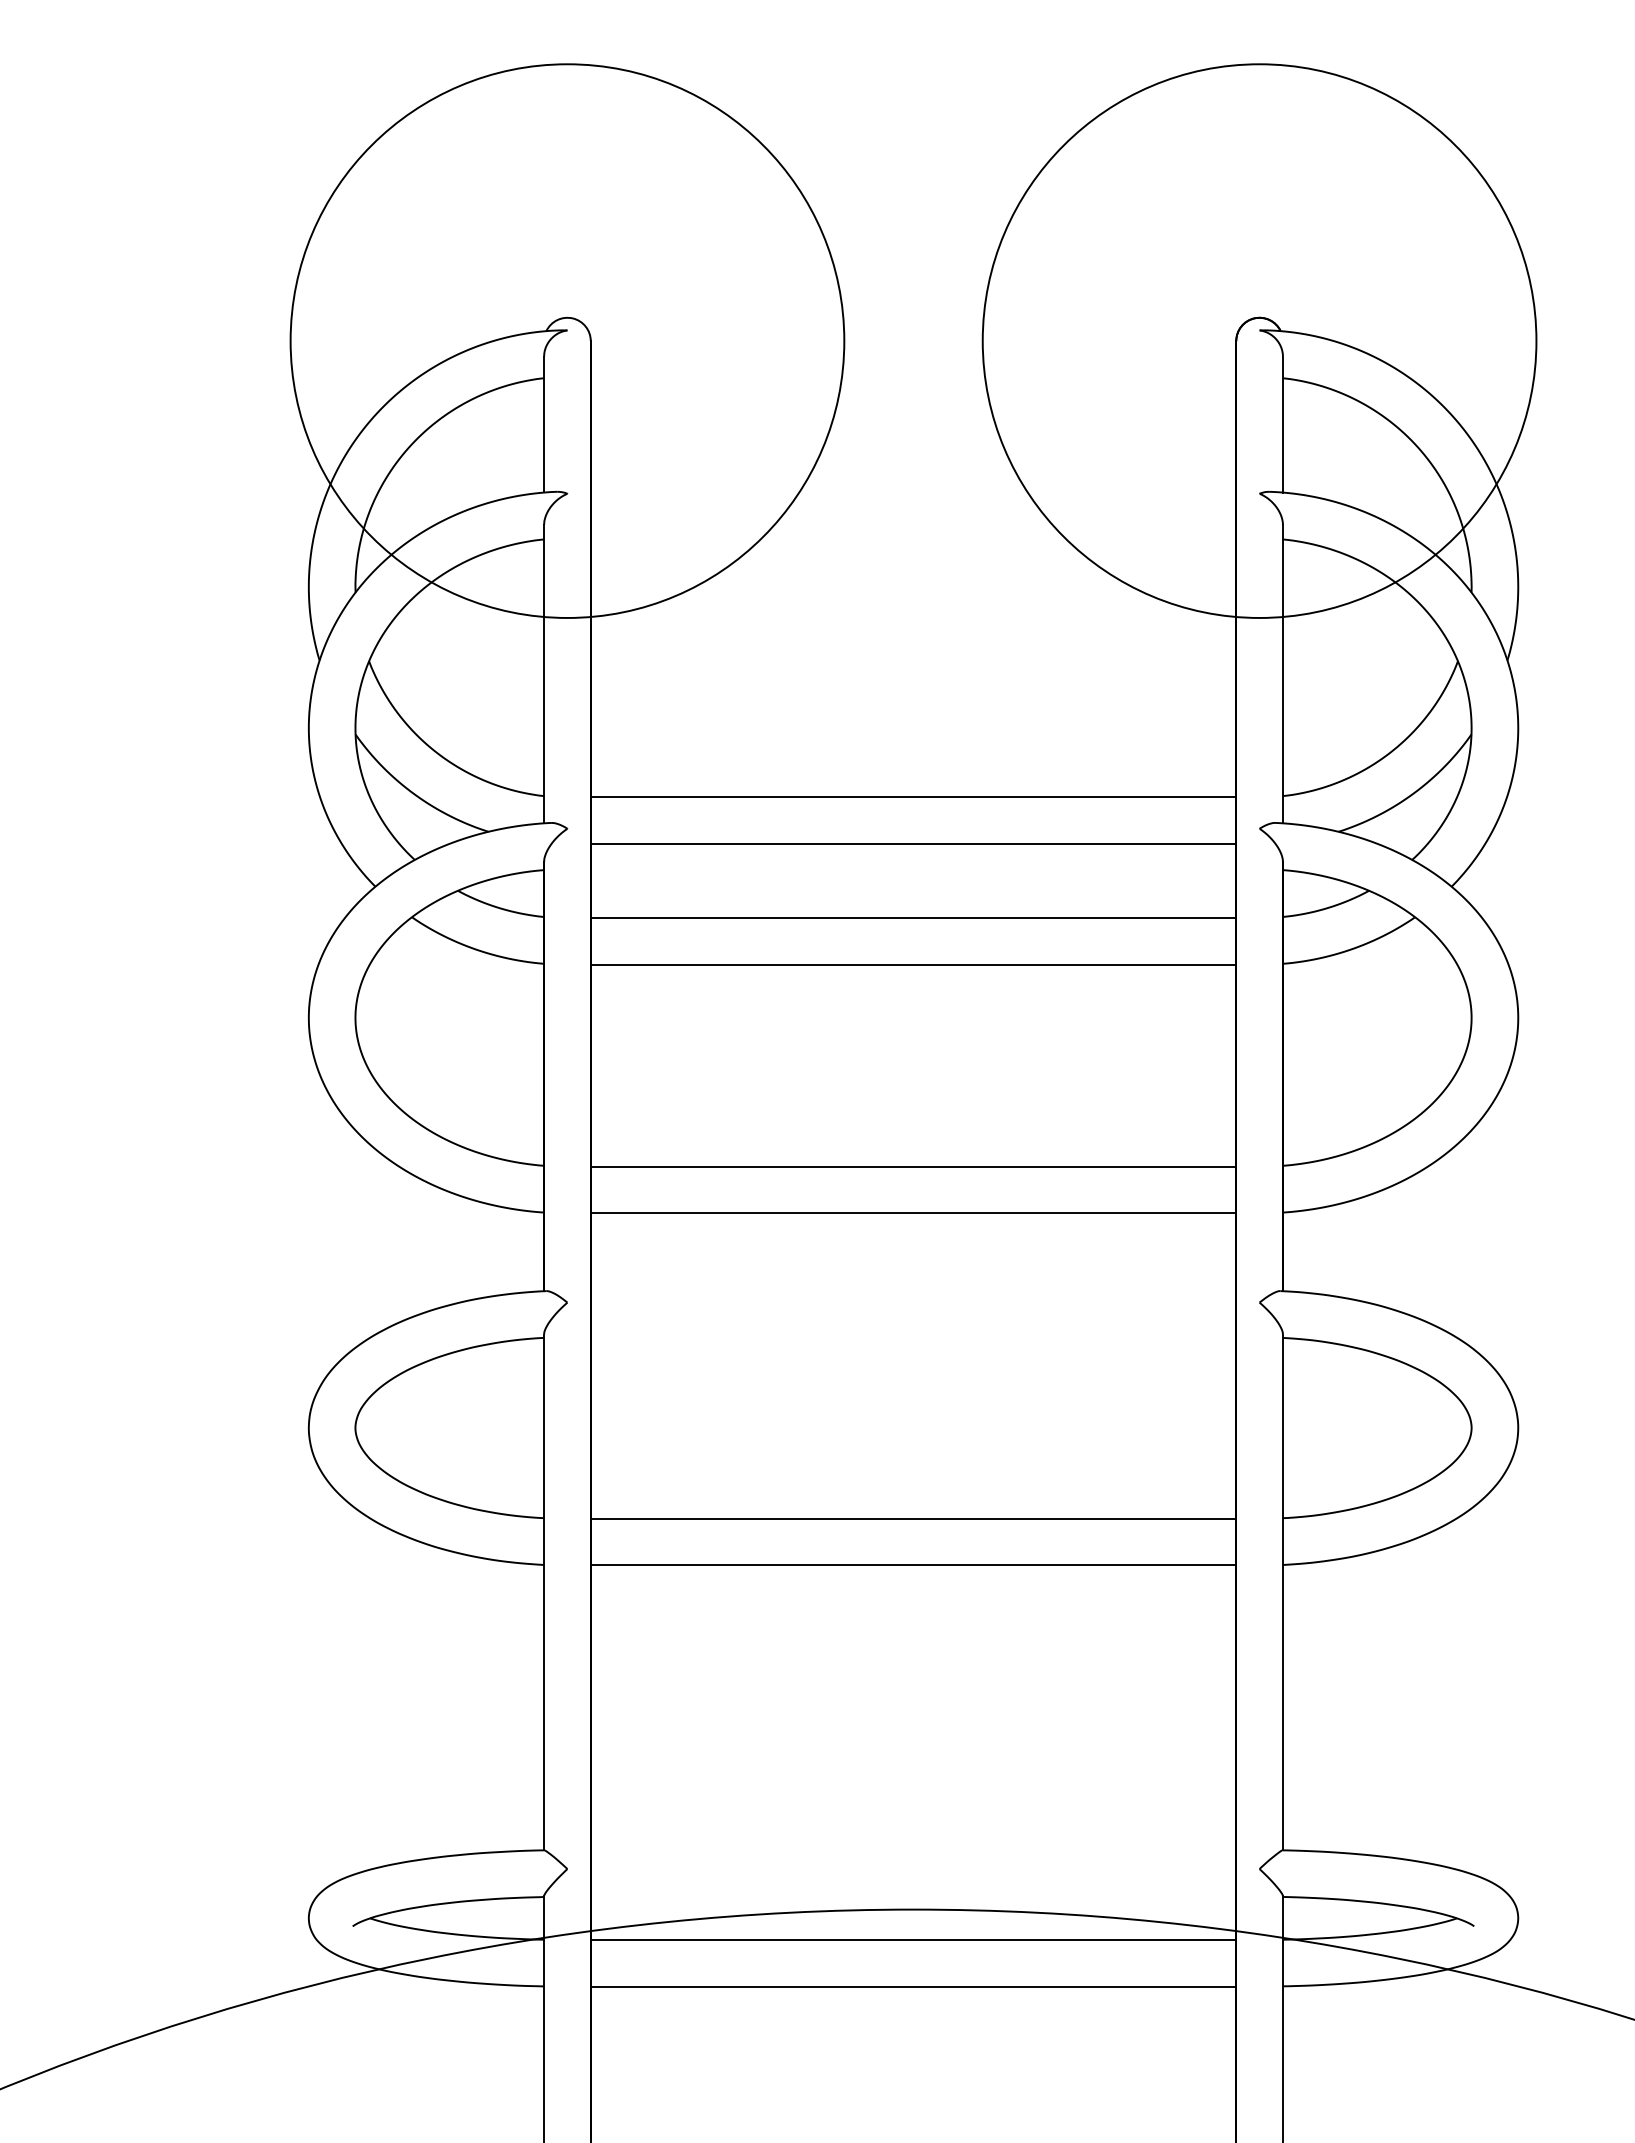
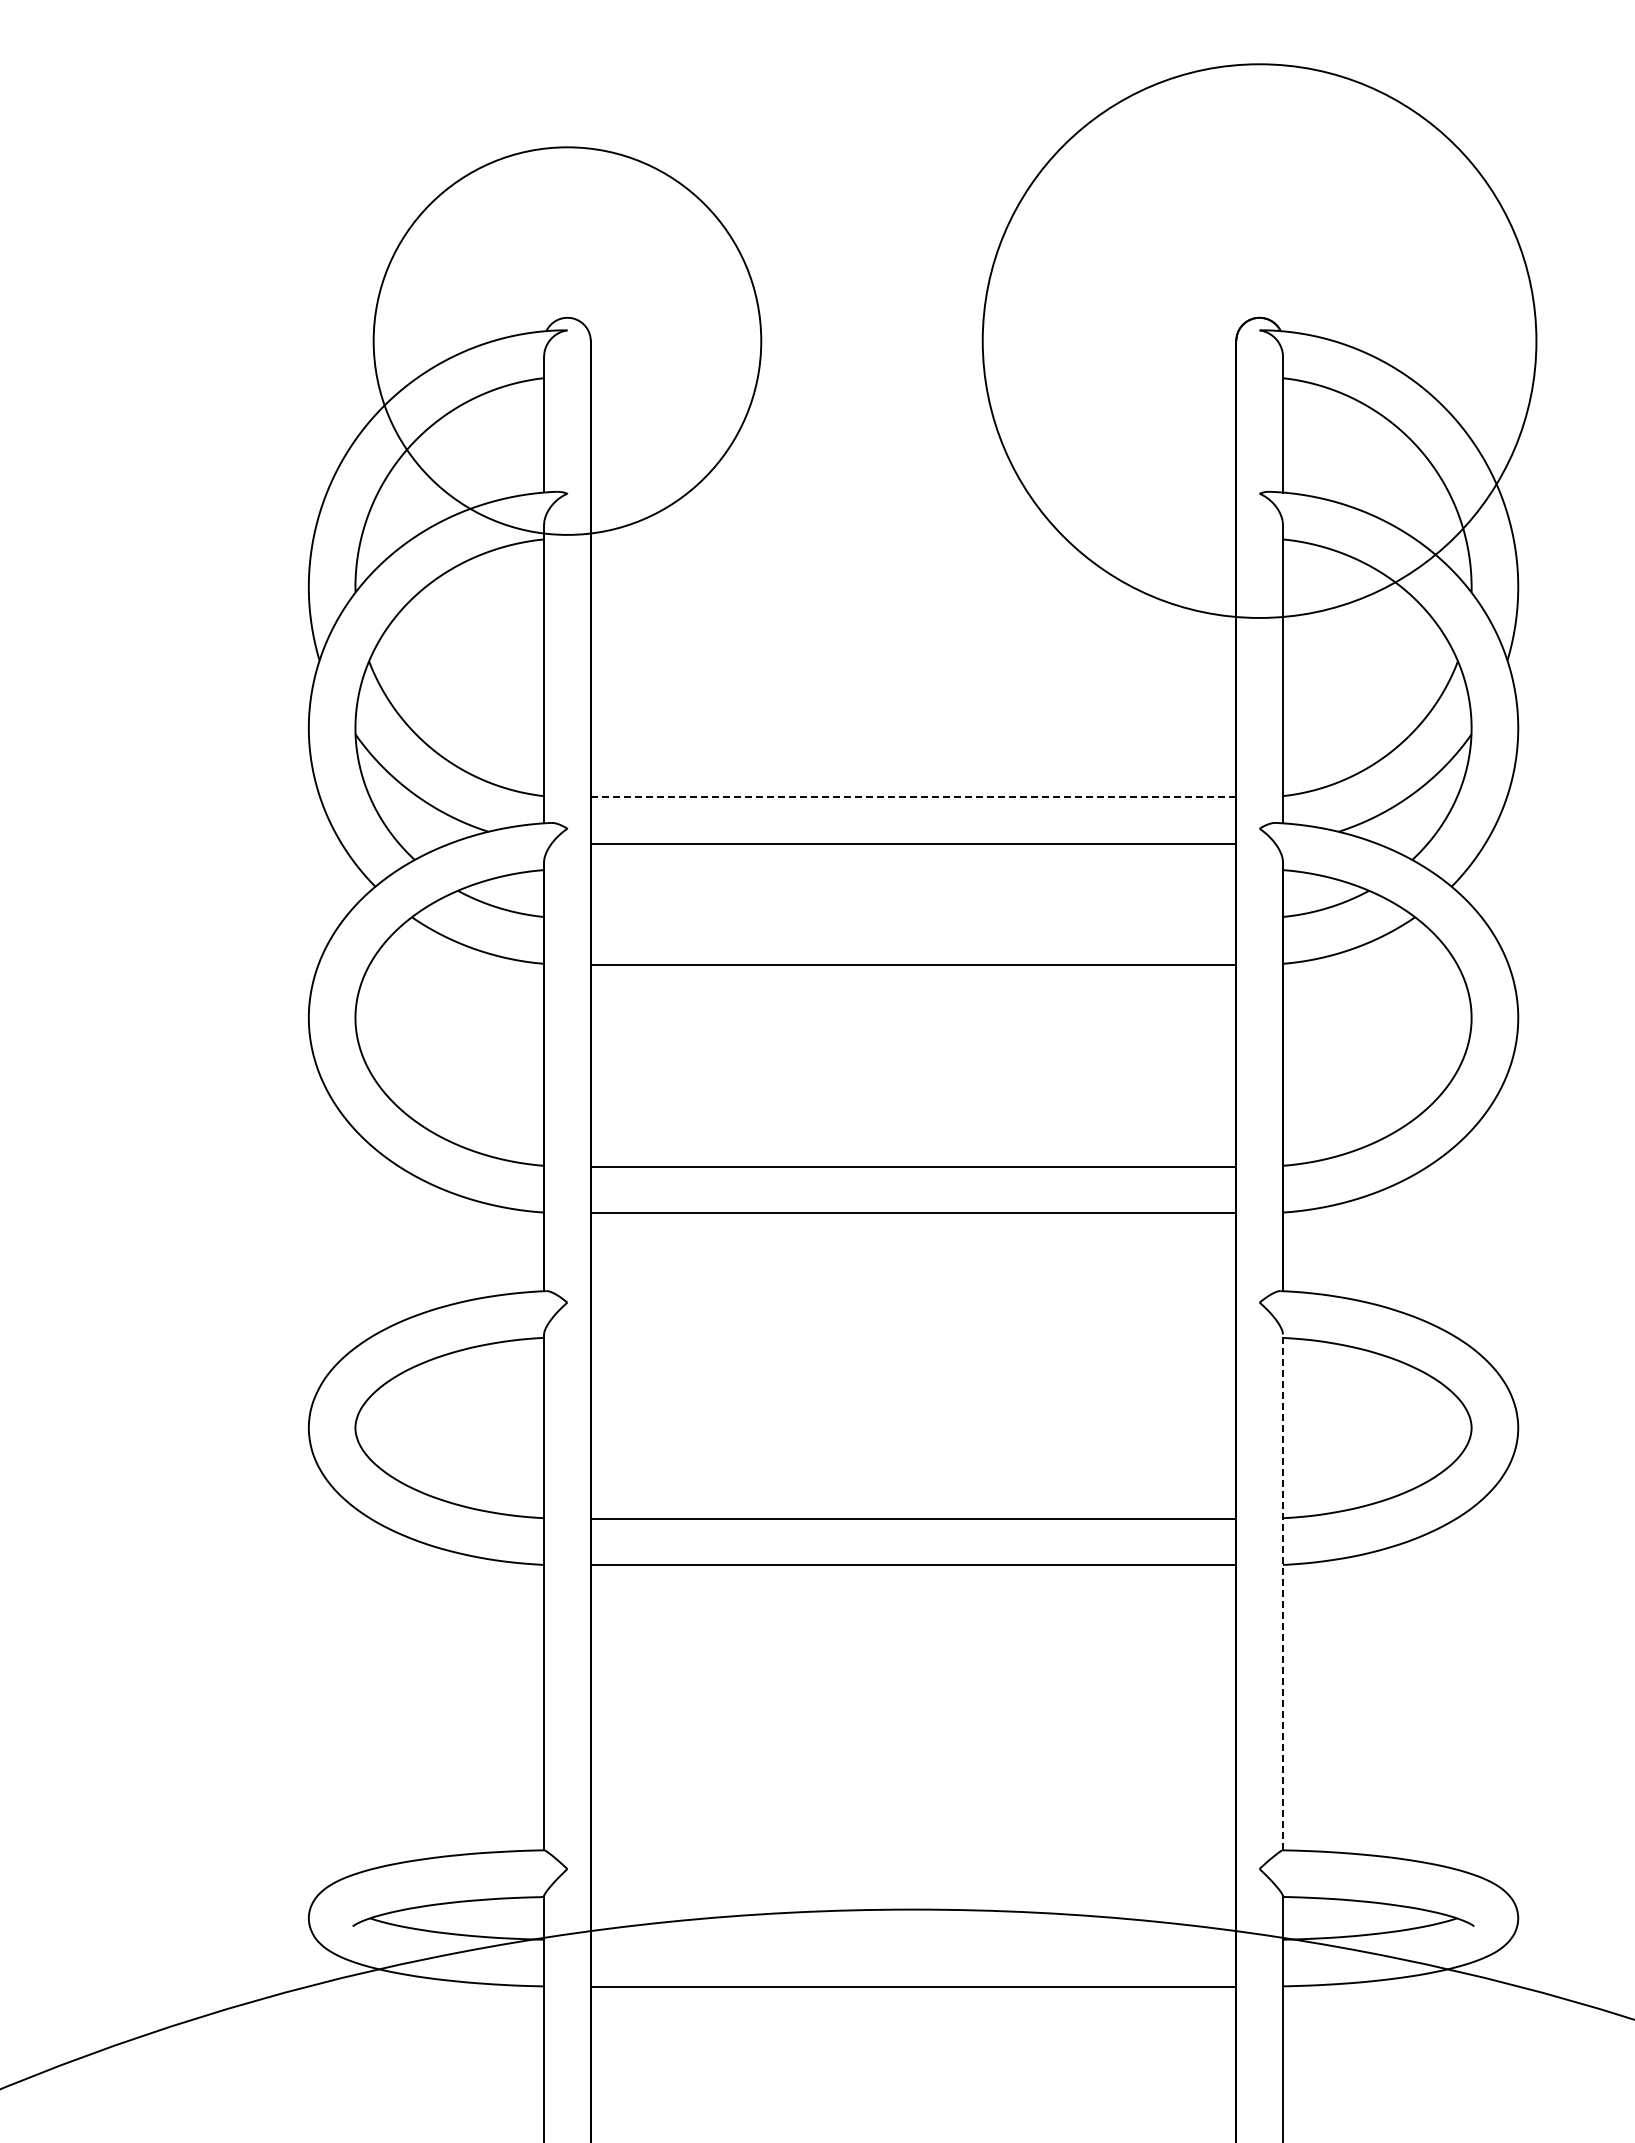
circle diameter: 554 px -> 388 px (567, 340)
line: solid -> dashed (913, 797)
line: present -> none (913, 918)
line: solid -> dashed (1282, 1592)
line: present -> none (913, 1939)
